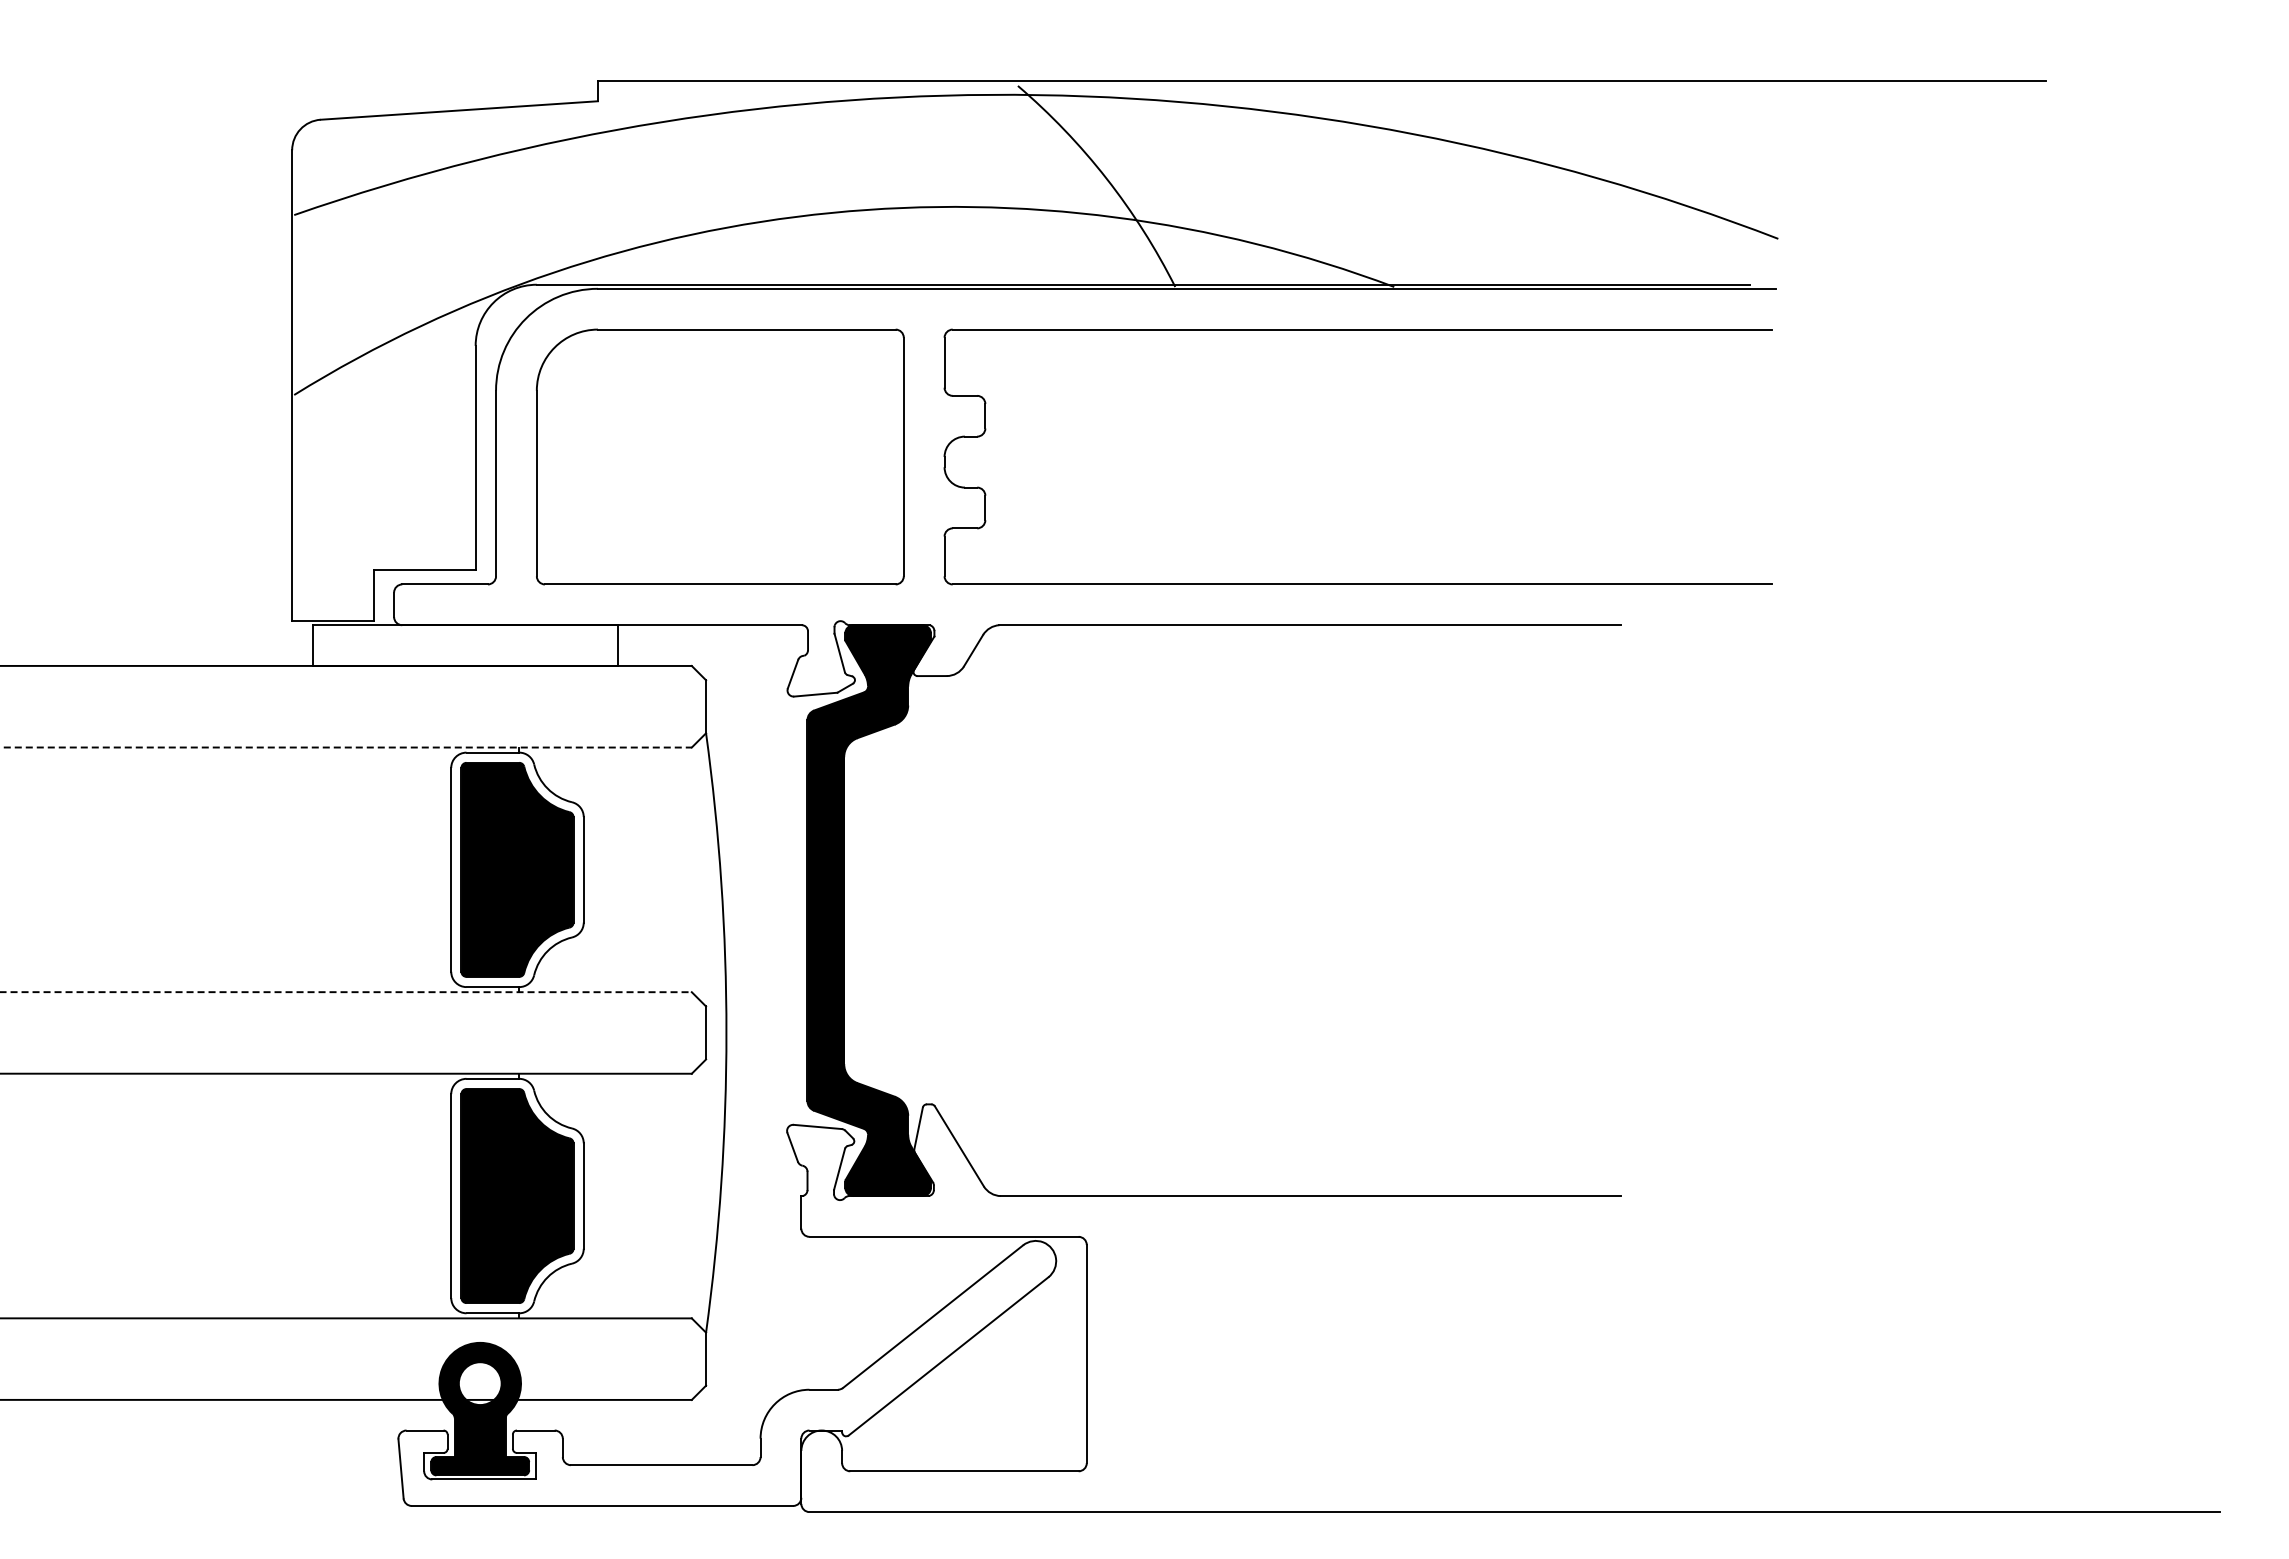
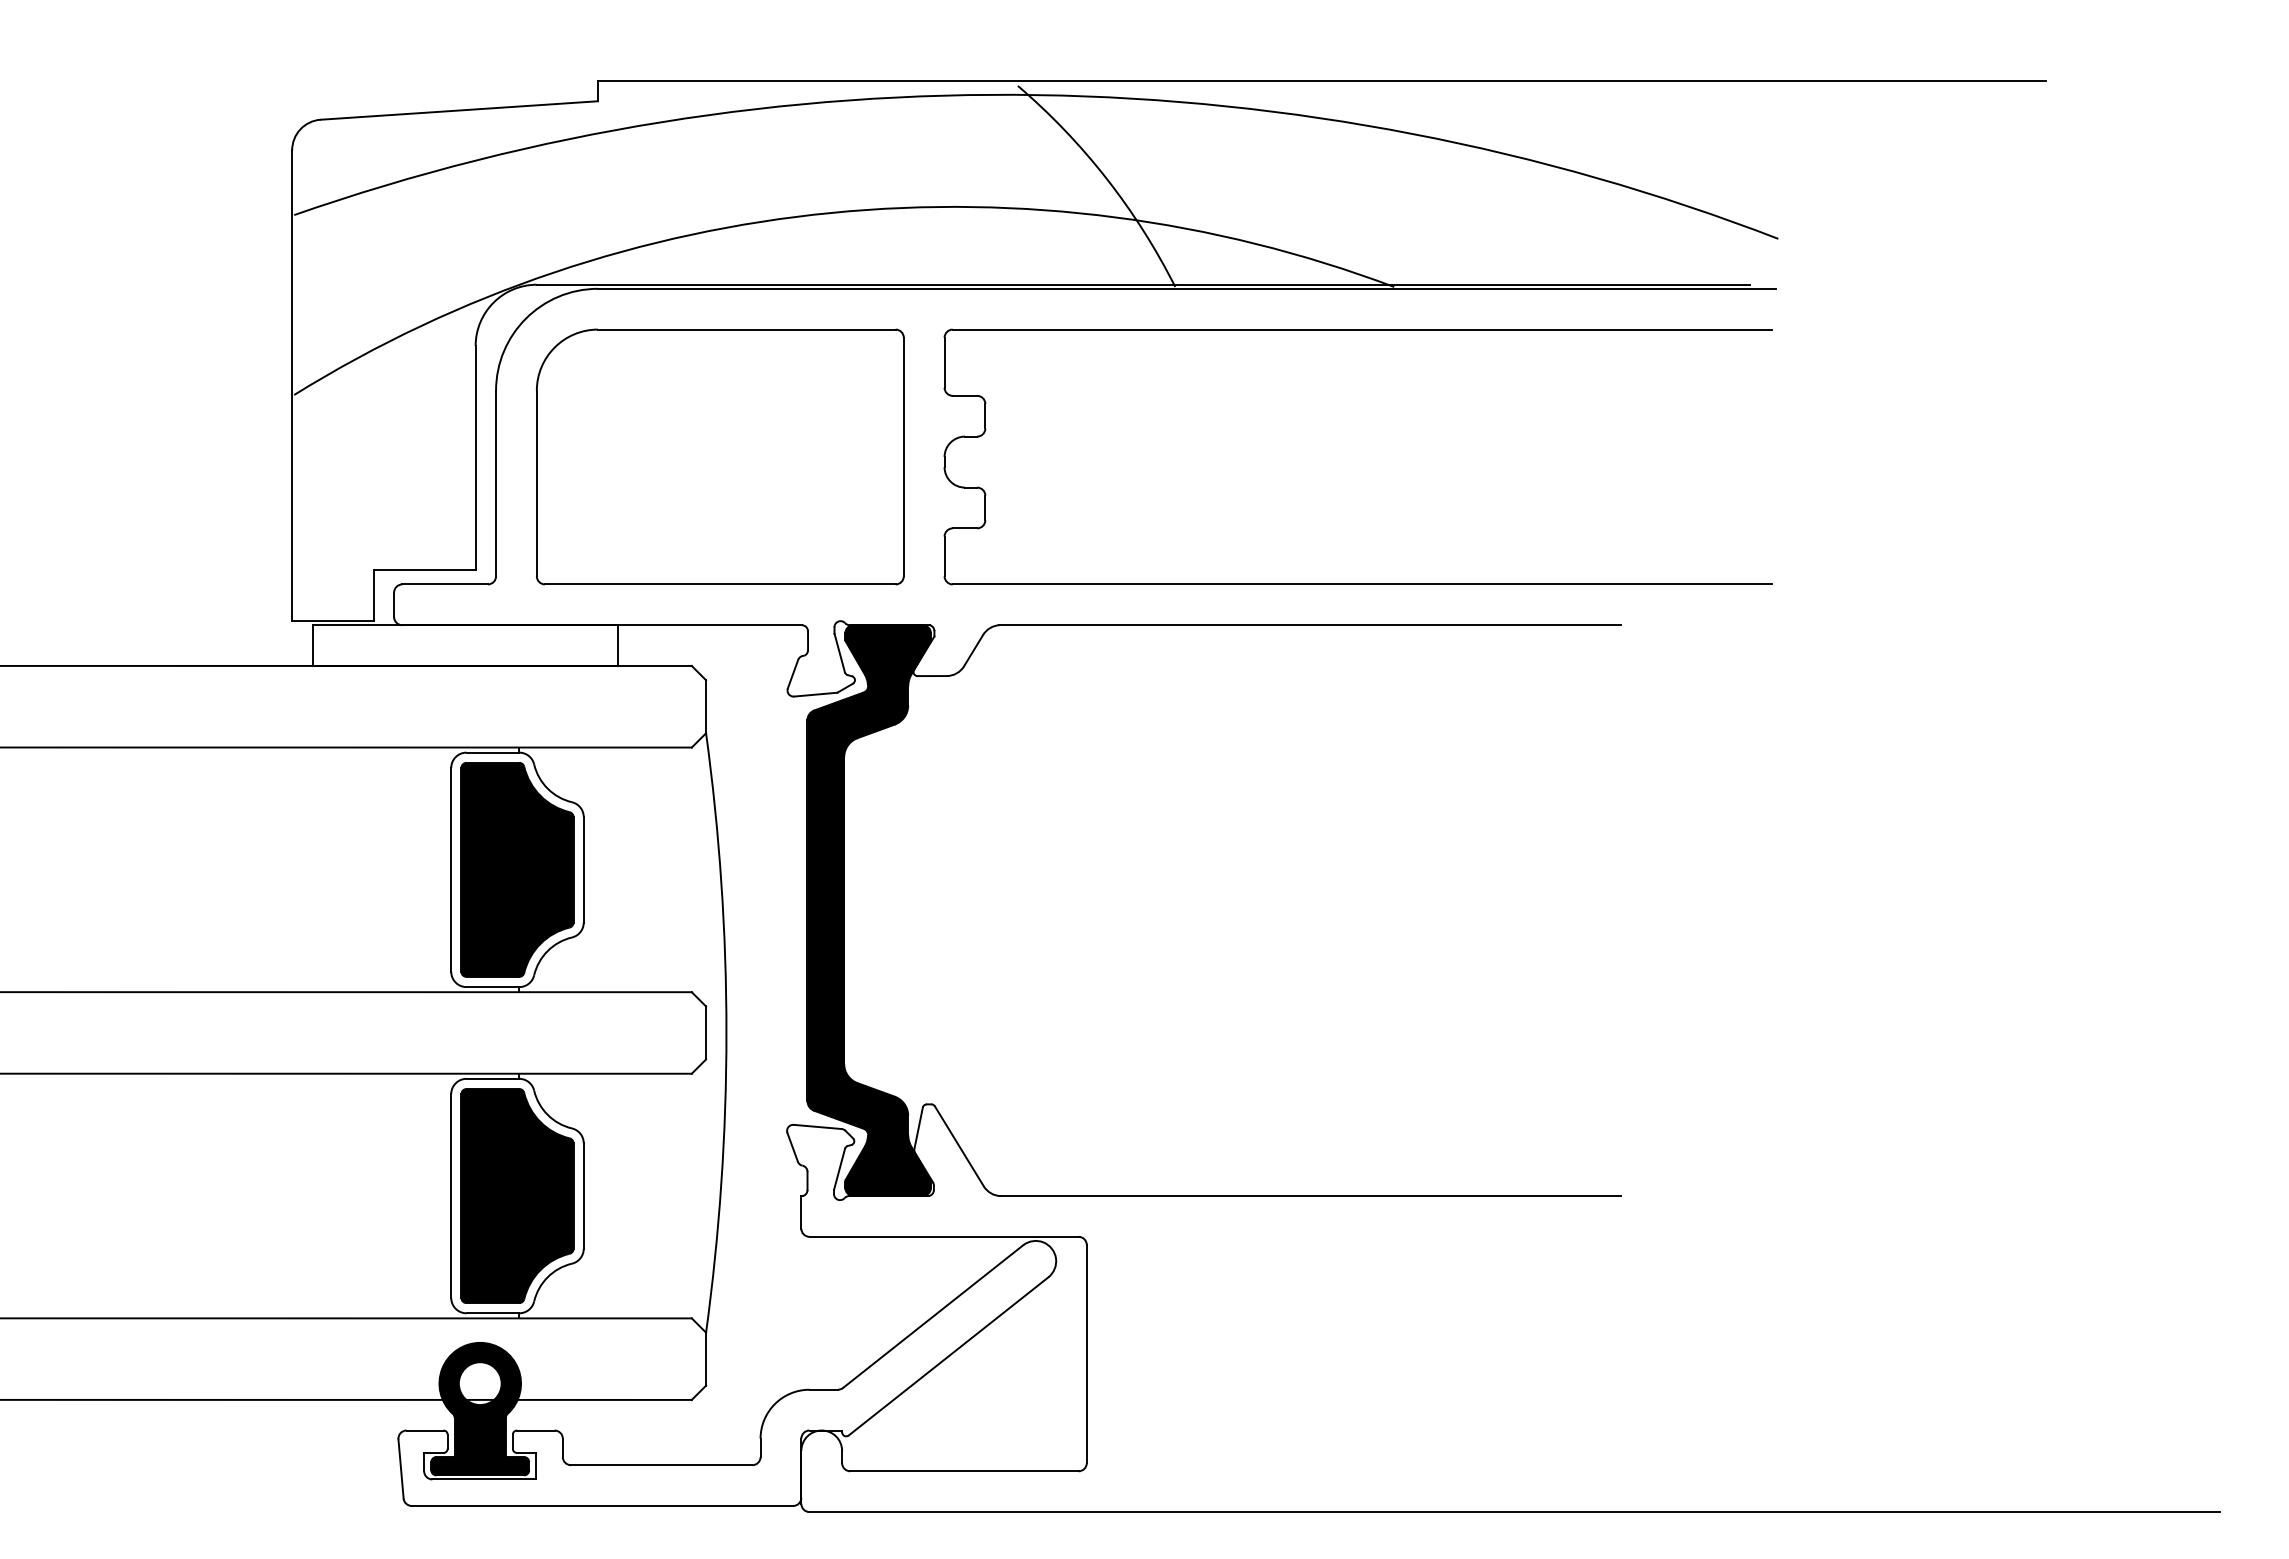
line: dashed -> solid (345, 747)
line: dashed -> solid (346, 992)
